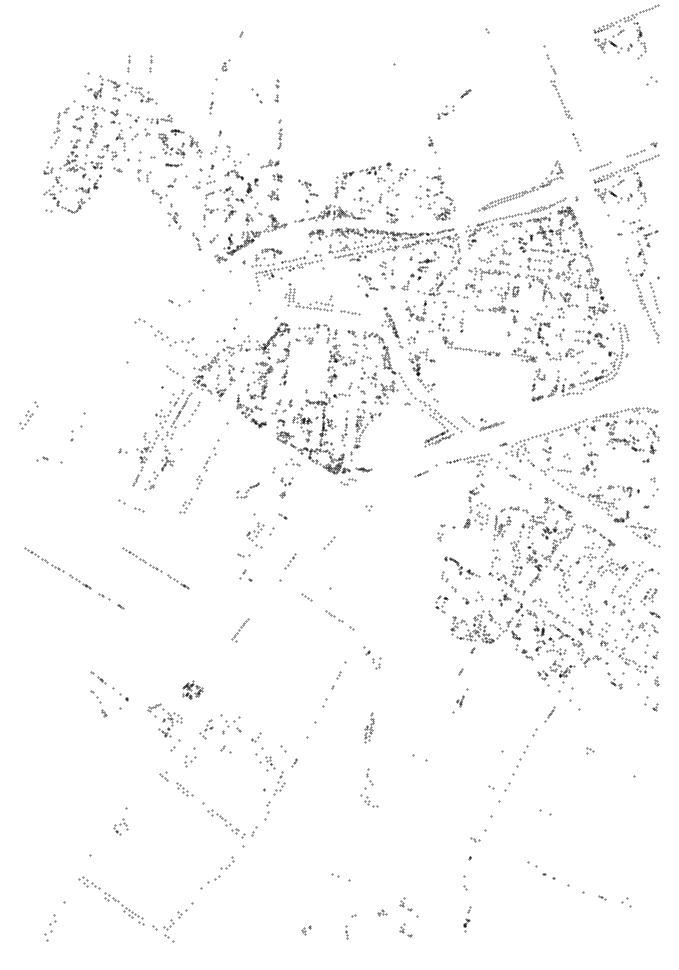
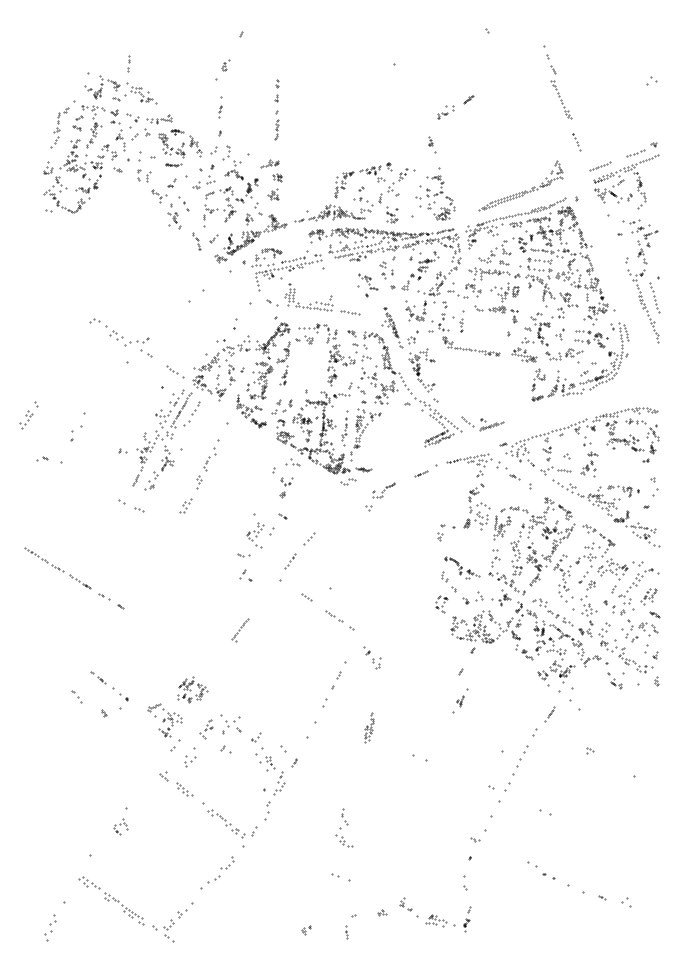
part: present -> none (626, 31)
part: present -> none (150, 63)
part position: (465, 93) -> (468, 99) (468, 99)
part position: (256, 95) -> (183, 203) (183, 203)
part position: (211, 103) -> (220, 107) (220, 107)
part position: (279, 134) -> (276, 125) (276, 125)
part: present -> none (308, 191)
part position: (174, 302) -> (272, 302) (272, 302)
part position: (165, 337) -> (120, 337) (120, 337)
part position: (247, 490) -> (383, 490) (383, 490)
part position: (329, 542) -> (309, 538) (309, 538)
part: present -> none (155, 568)
part size: 22x20 px -> 32x28 px (192, 689)
part position: (95, 696) -> (76, 696) (76, 696)
part: present -> none (651, 703)
part position: (369, 787) -> (344, 827) (344, 827)
part: none -> present (440, 920)
part: present -> none (405, 930)
